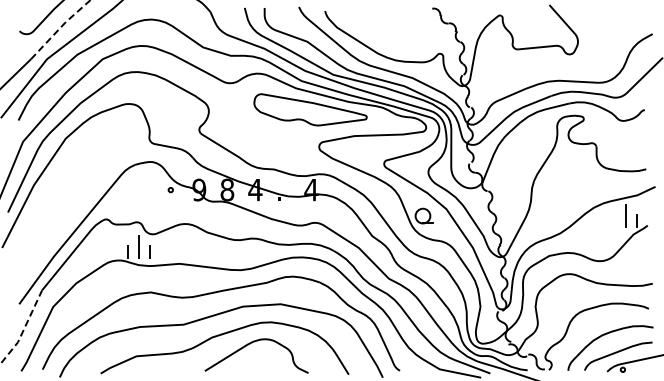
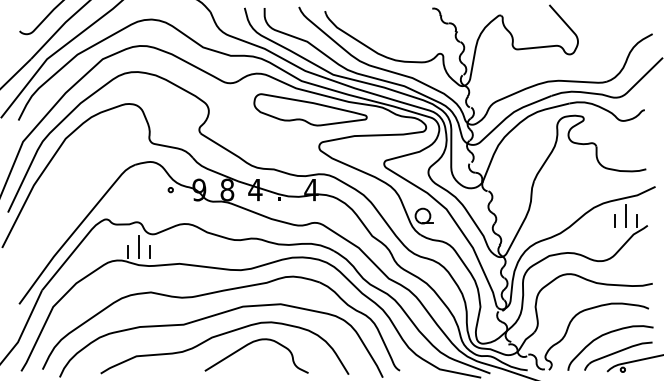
line: dashed -> solid (60, 28)
line: none -> present (614, 220)
line: dashed -> solid (24, 328)
